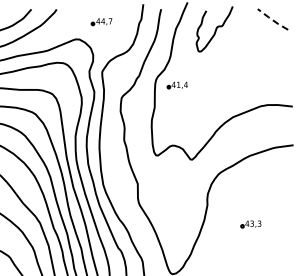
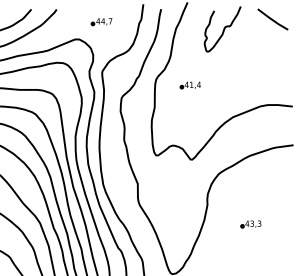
line: dashed -> solid (272, 19)
curve position: (215, 29) -> (223, 29) (223, 29)
part position: (176, 85) -> (189, 85) (189, 85)
